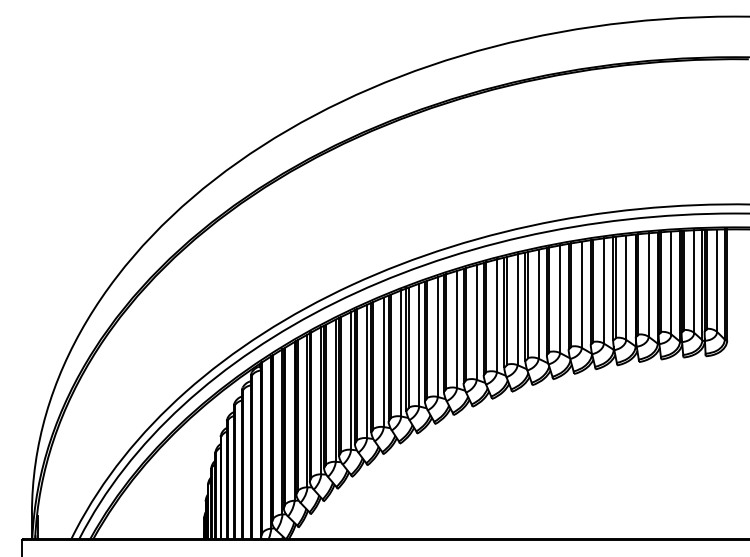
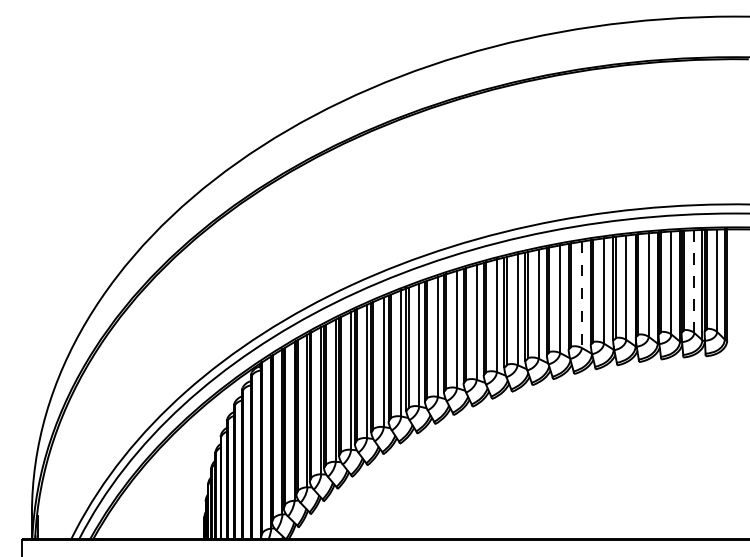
line: solid -> dashed (694, 282)
line: solid -> dashed (581, 295)
